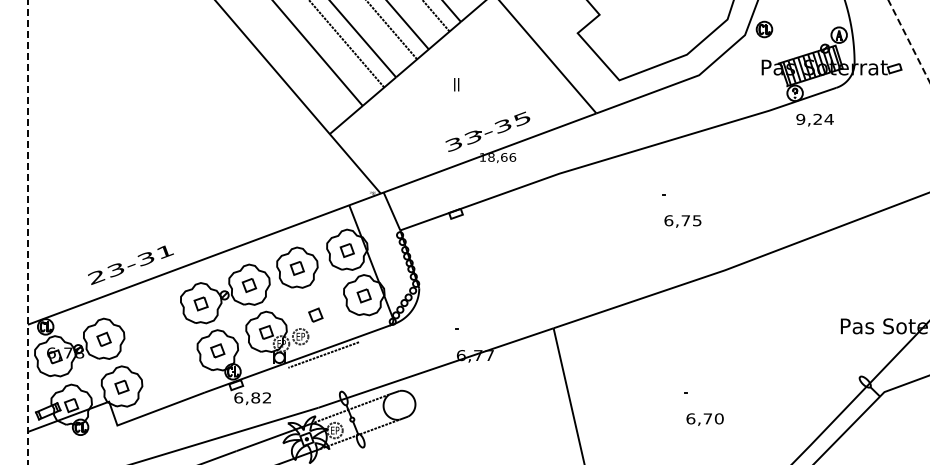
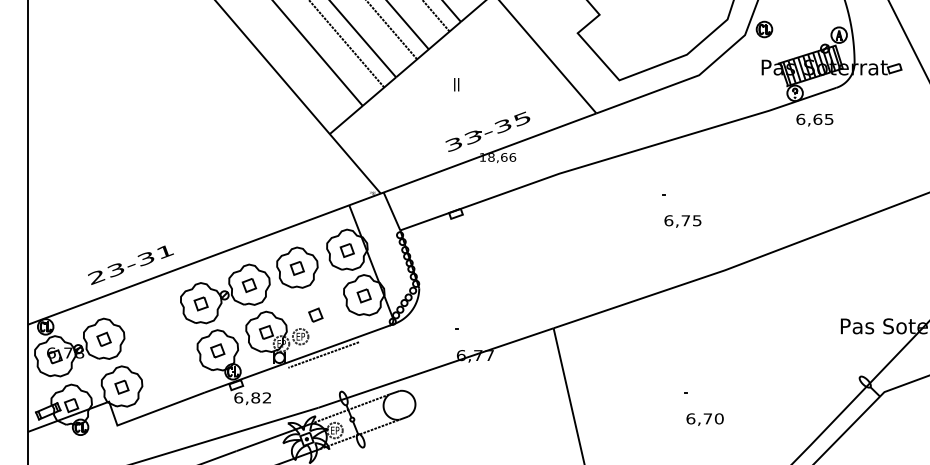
line: dashed -> solid (909, 41)
text: 9,24 -> 6,65 (814, 118)
line: dashed -> solid (27, 232)
